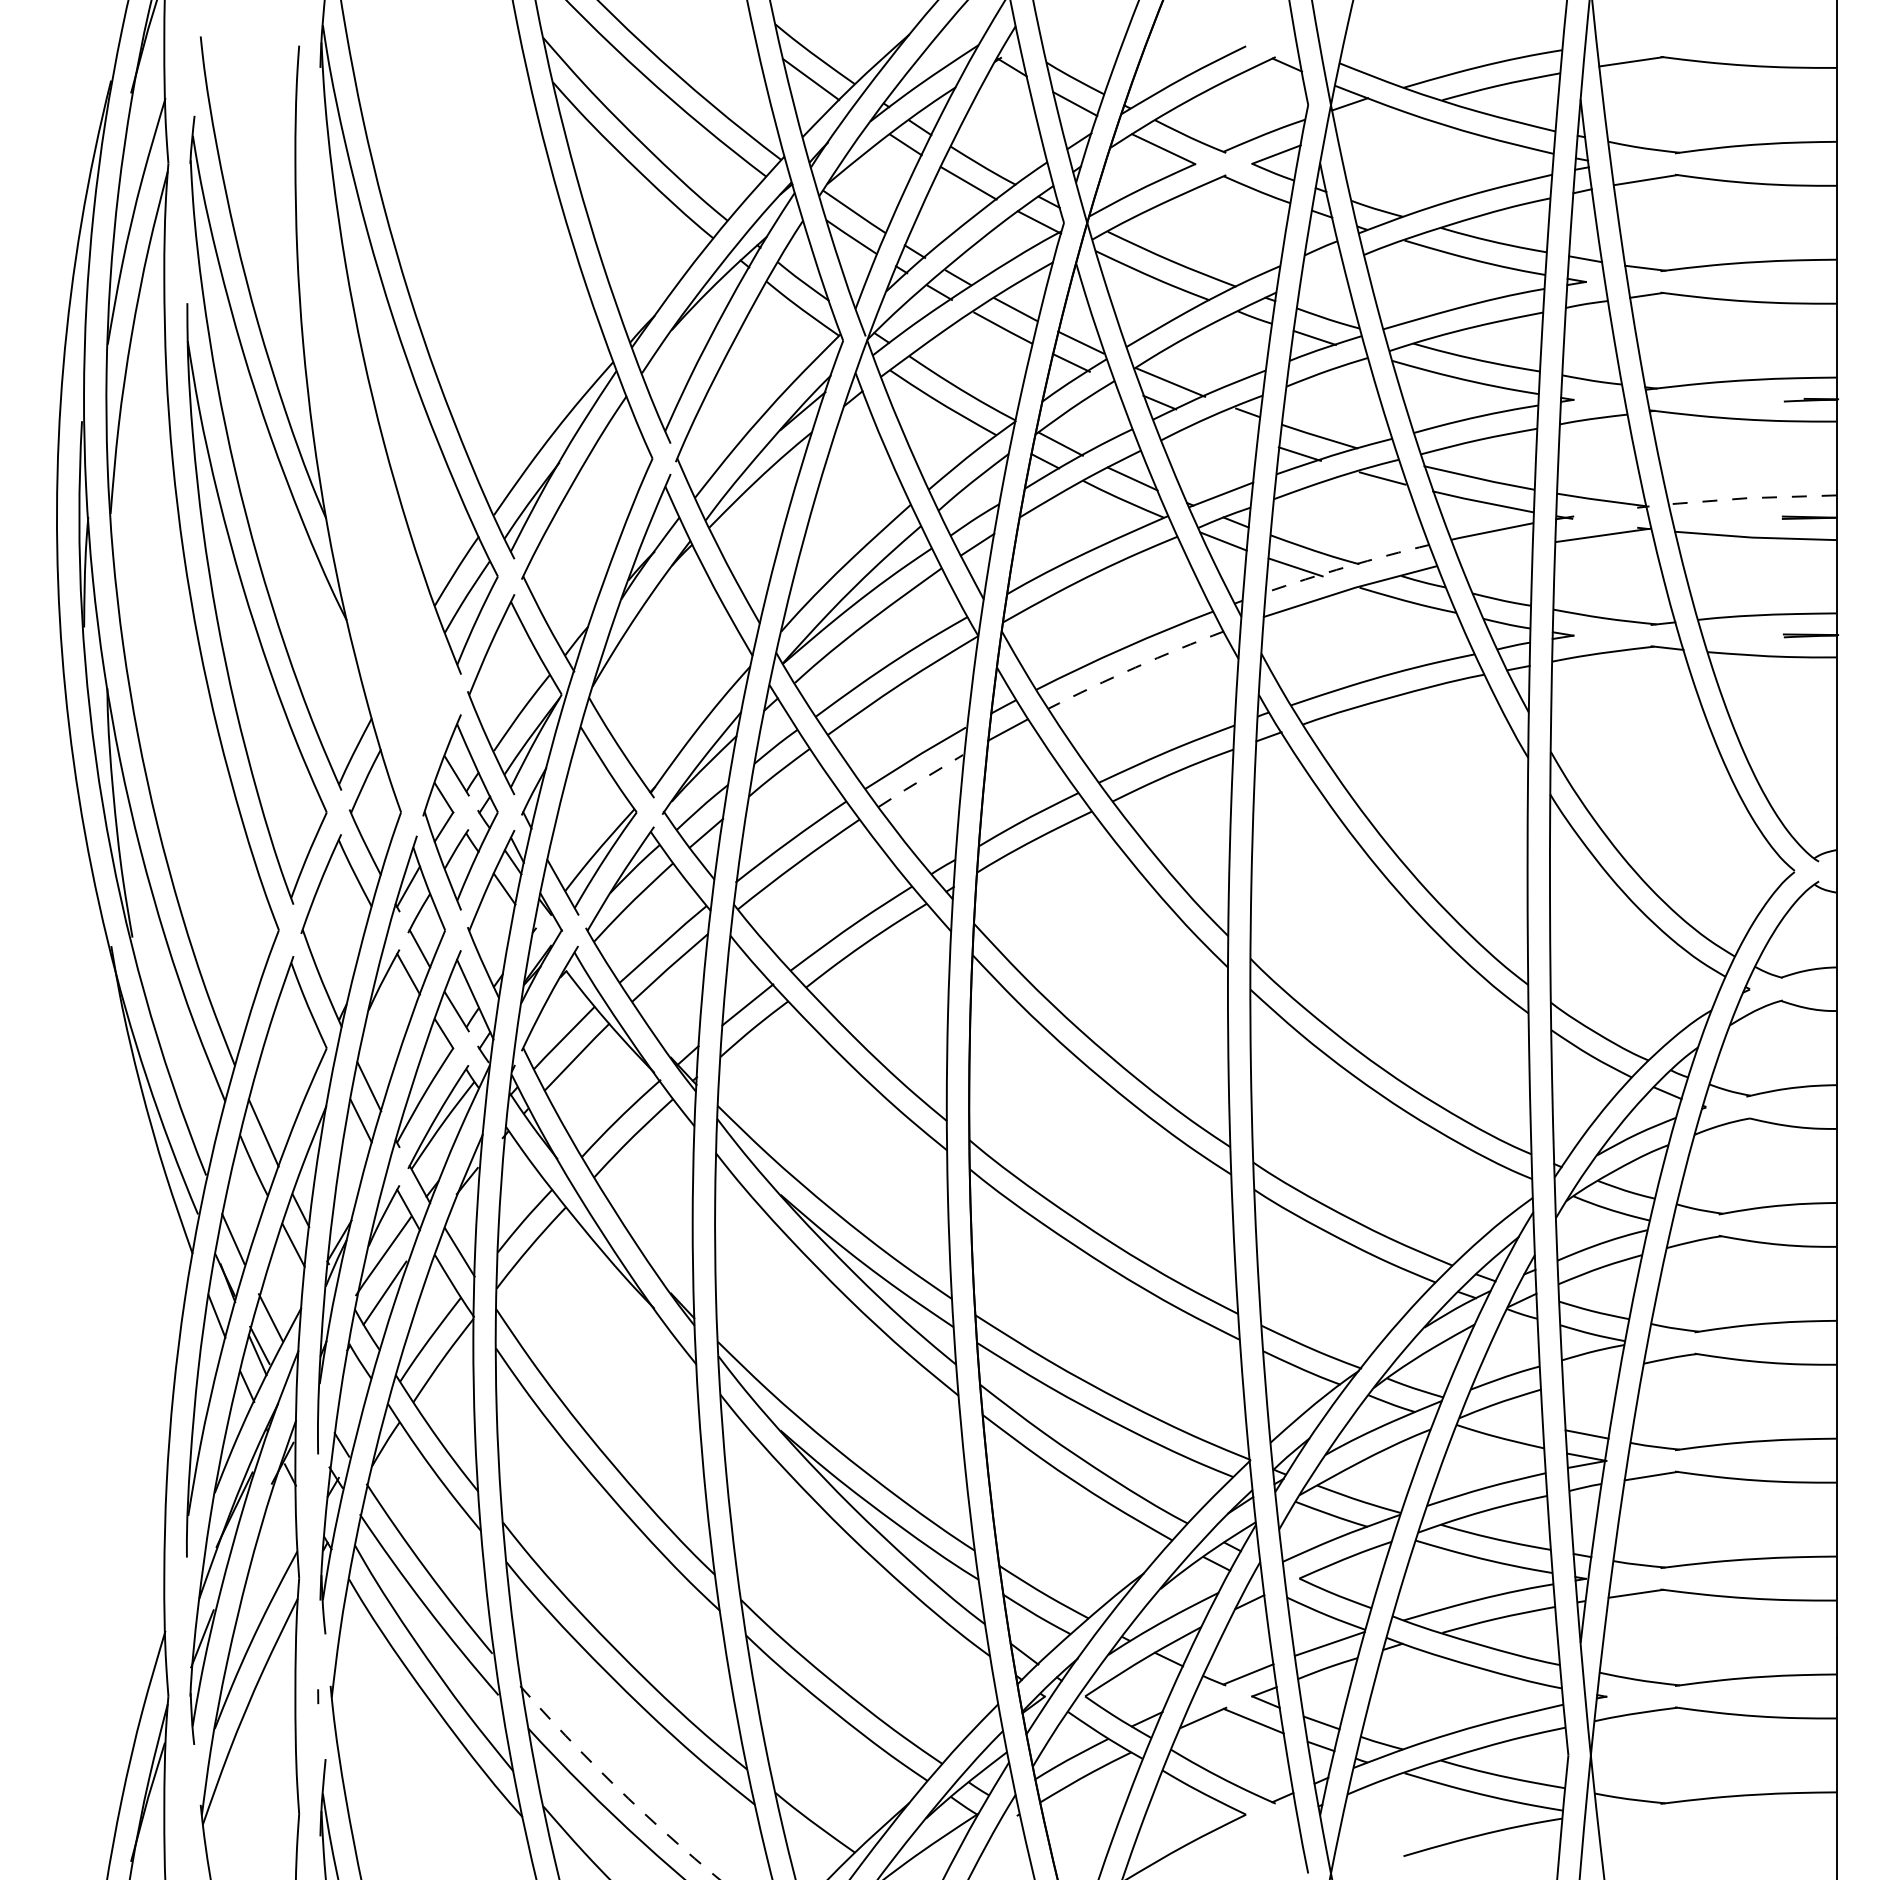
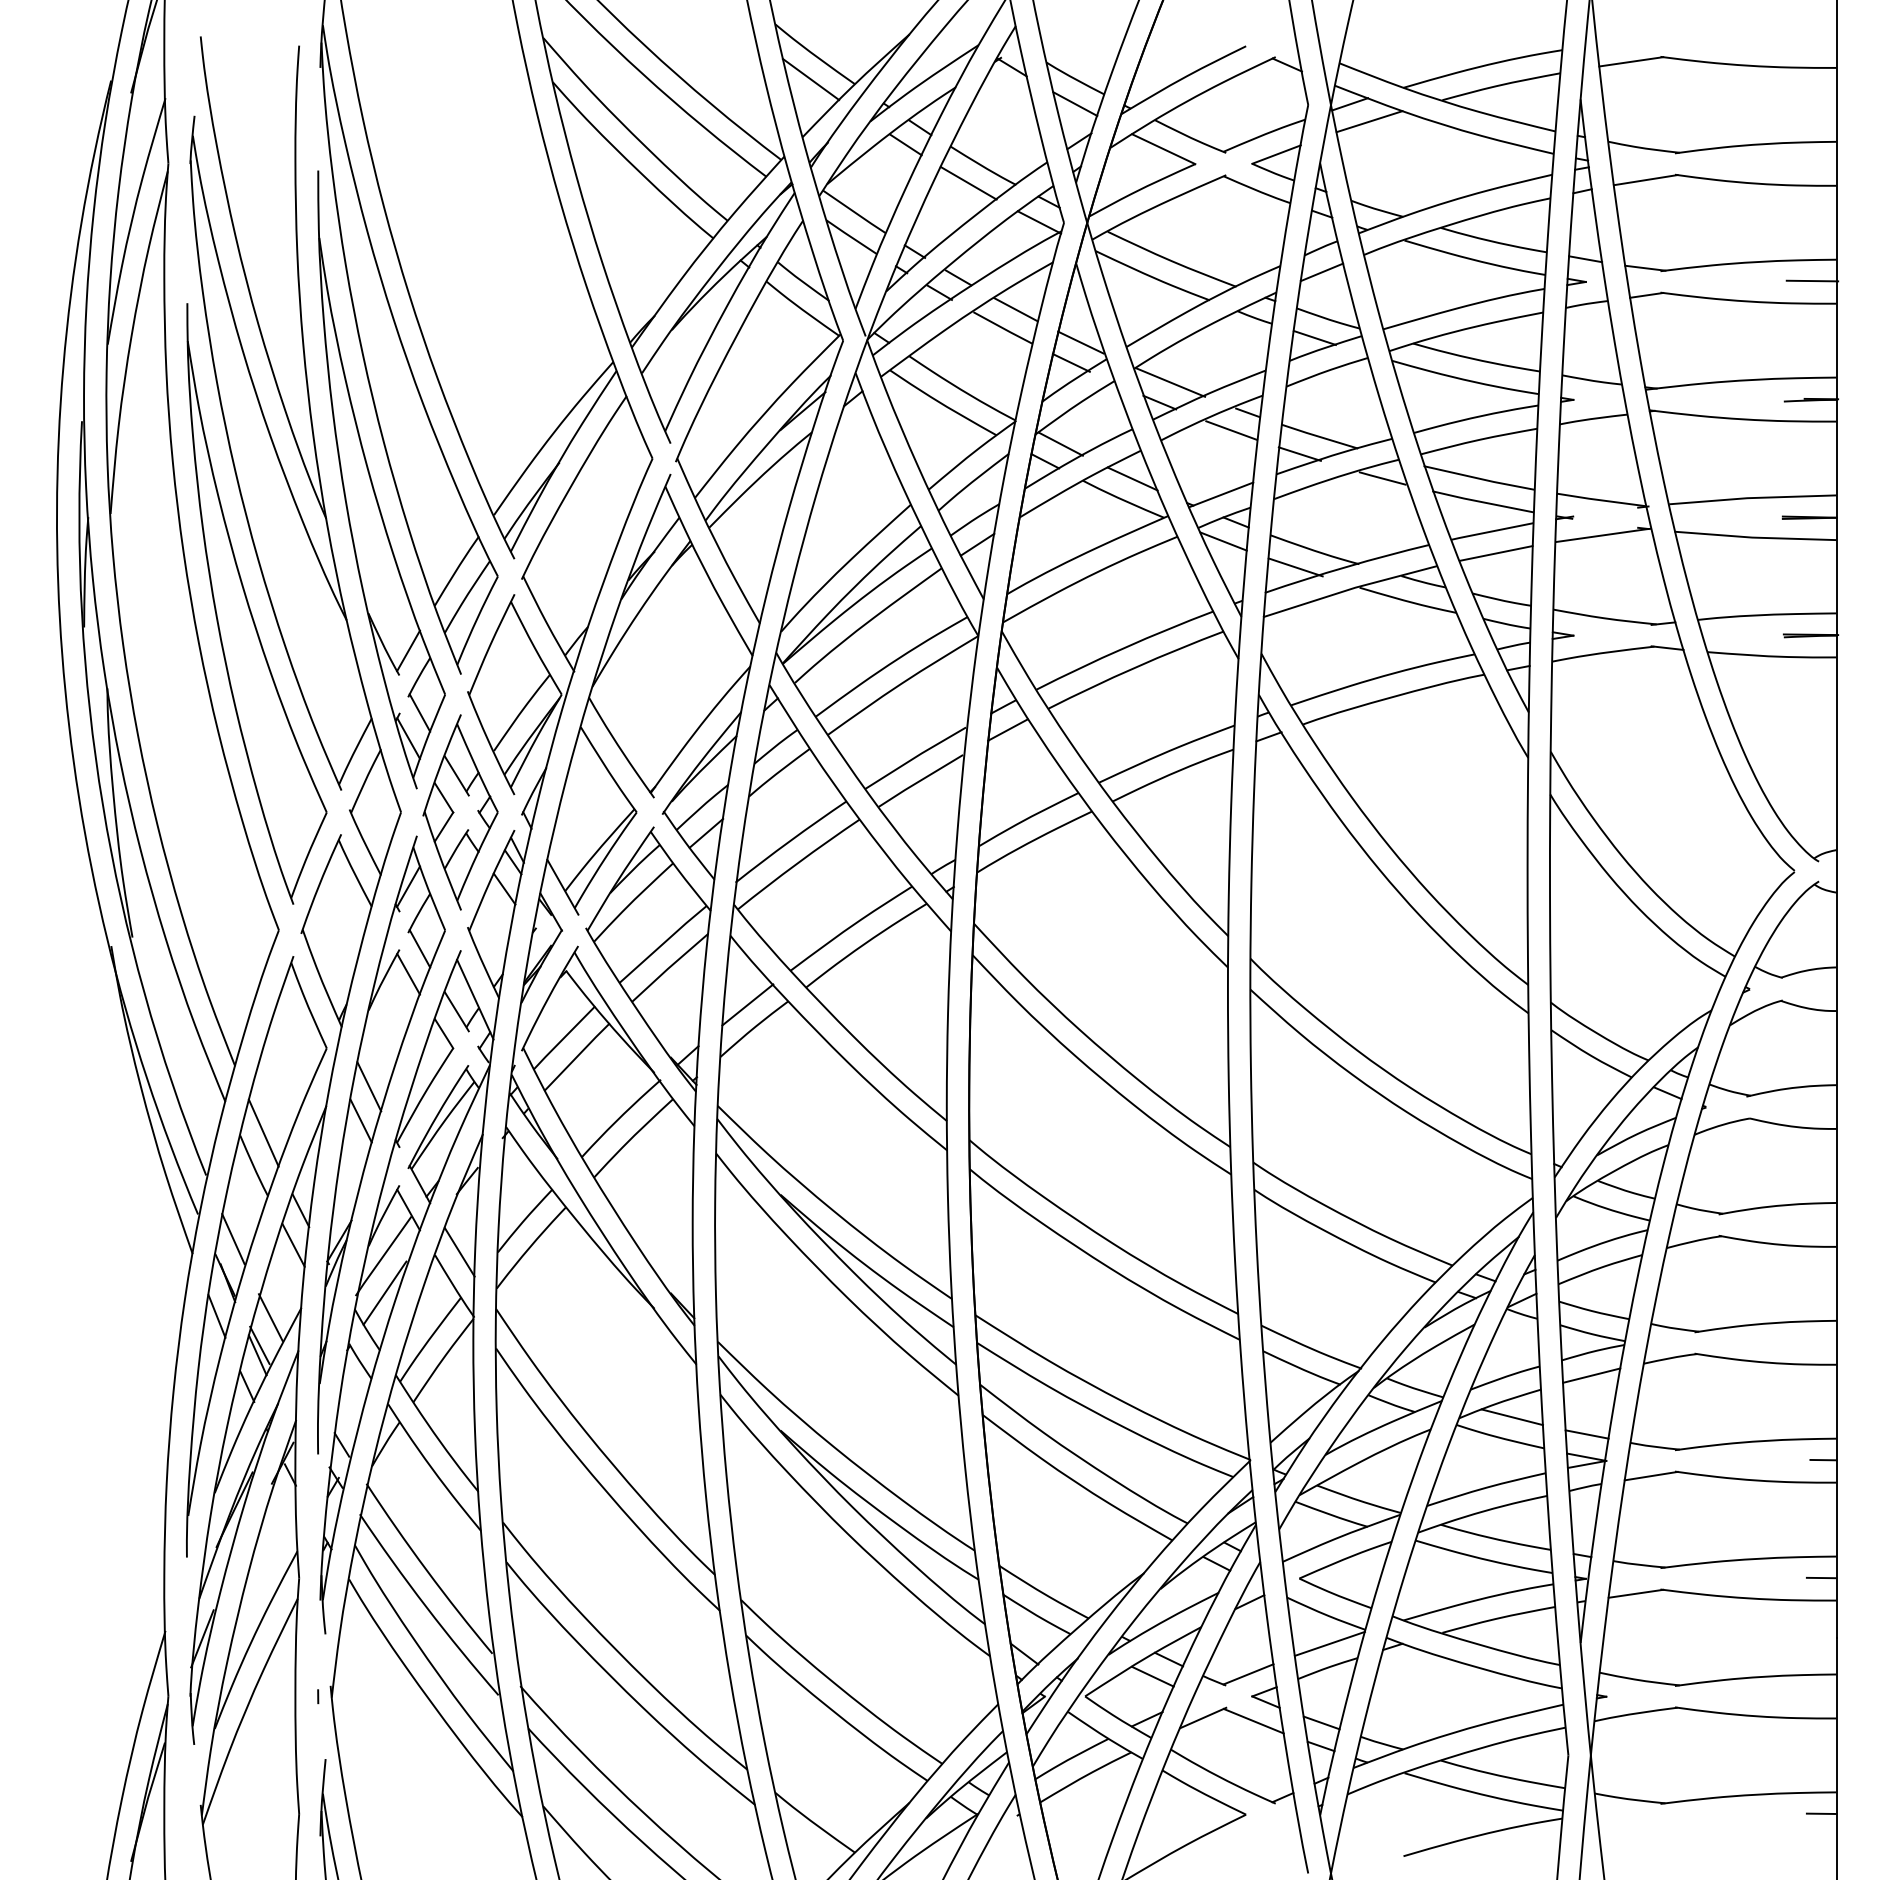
line: none -> present (1369, 121)
line: none -> present (1321, 272)
line: none -> present (1812, 280)
line: none -> present (1231, 430)
part: none -> present (372, 481)
line: dashed -> solid (1752, 498)
line: none -> present (1495, 553)
arc: dashed -> solid (1346, 566)
arc: dashed -> solid (1135, 667)
line: dashed -> solid (920, 780)
line: none -> present (1591, 1375)
line: none -> present (1511, 1417)
line: none -> present (1823, 1459)
line: none -> present (1821, 1577)
line: none -> present (1152, 1676)
arc: dashed -> solid (616, 1787)
line: none -> present (1821, 1813)
